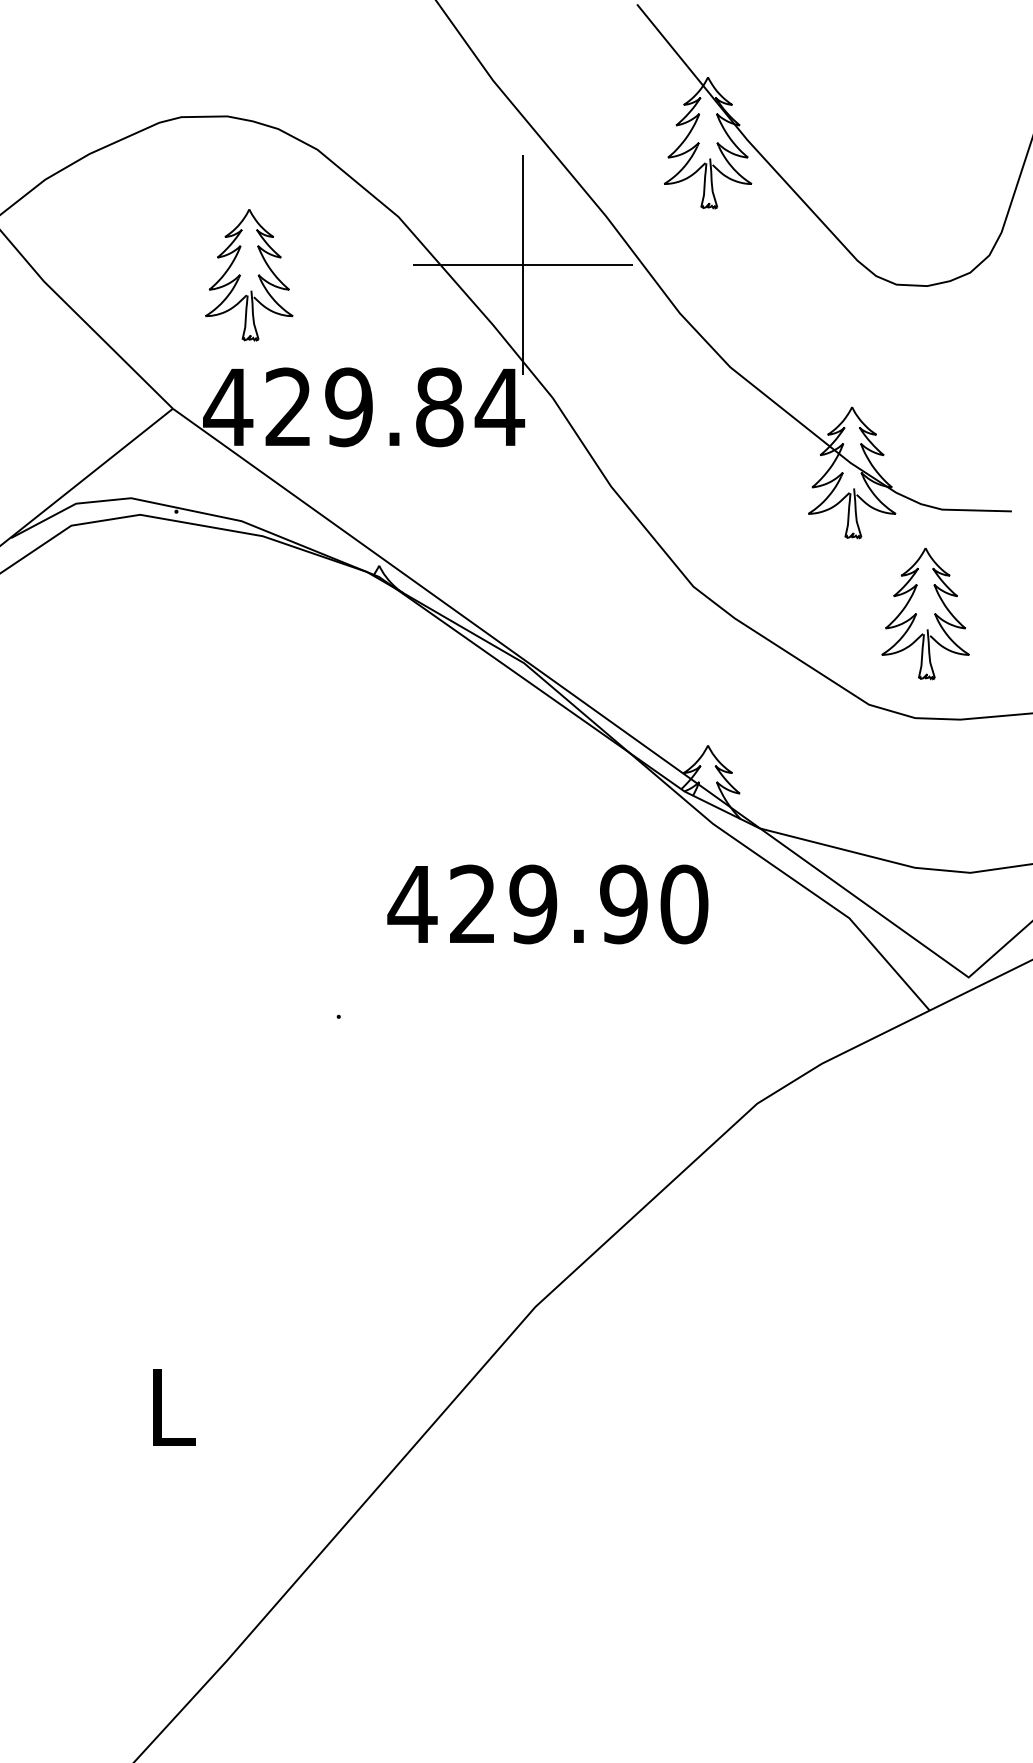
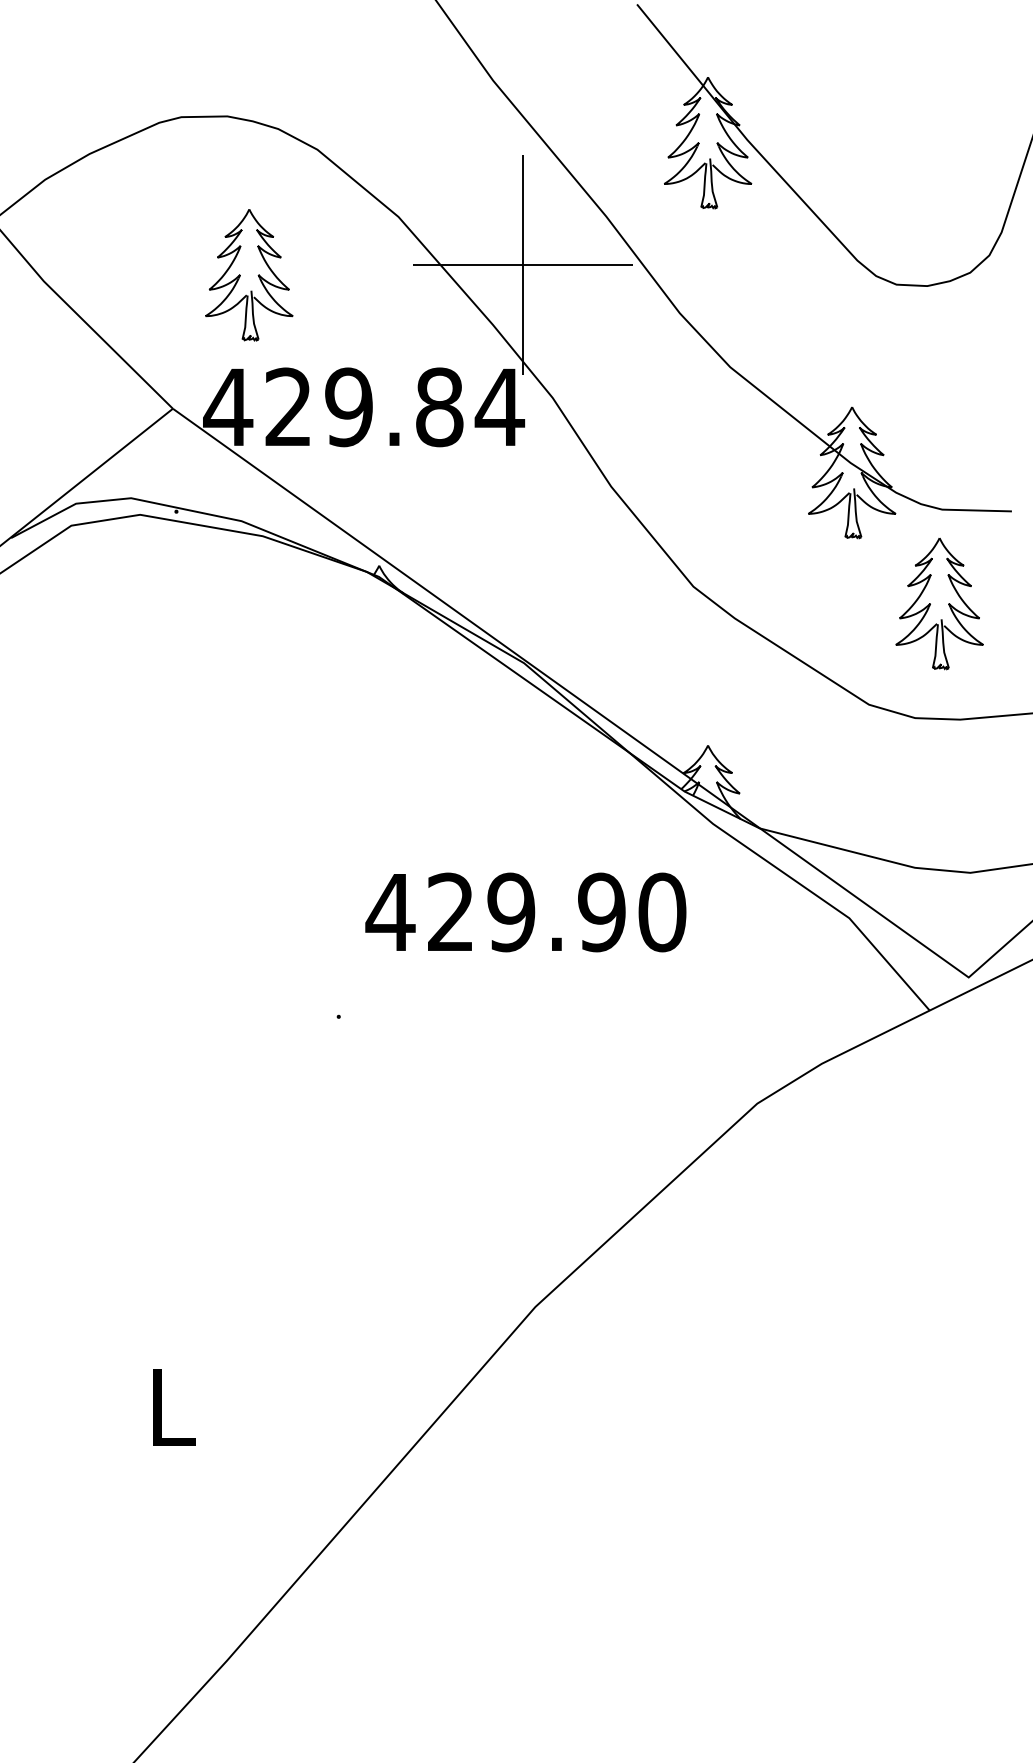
part position: (925, 613) -> (939, 603) (939, 603)
text position: (547, 904) -> (525, 912) (525, 912)
